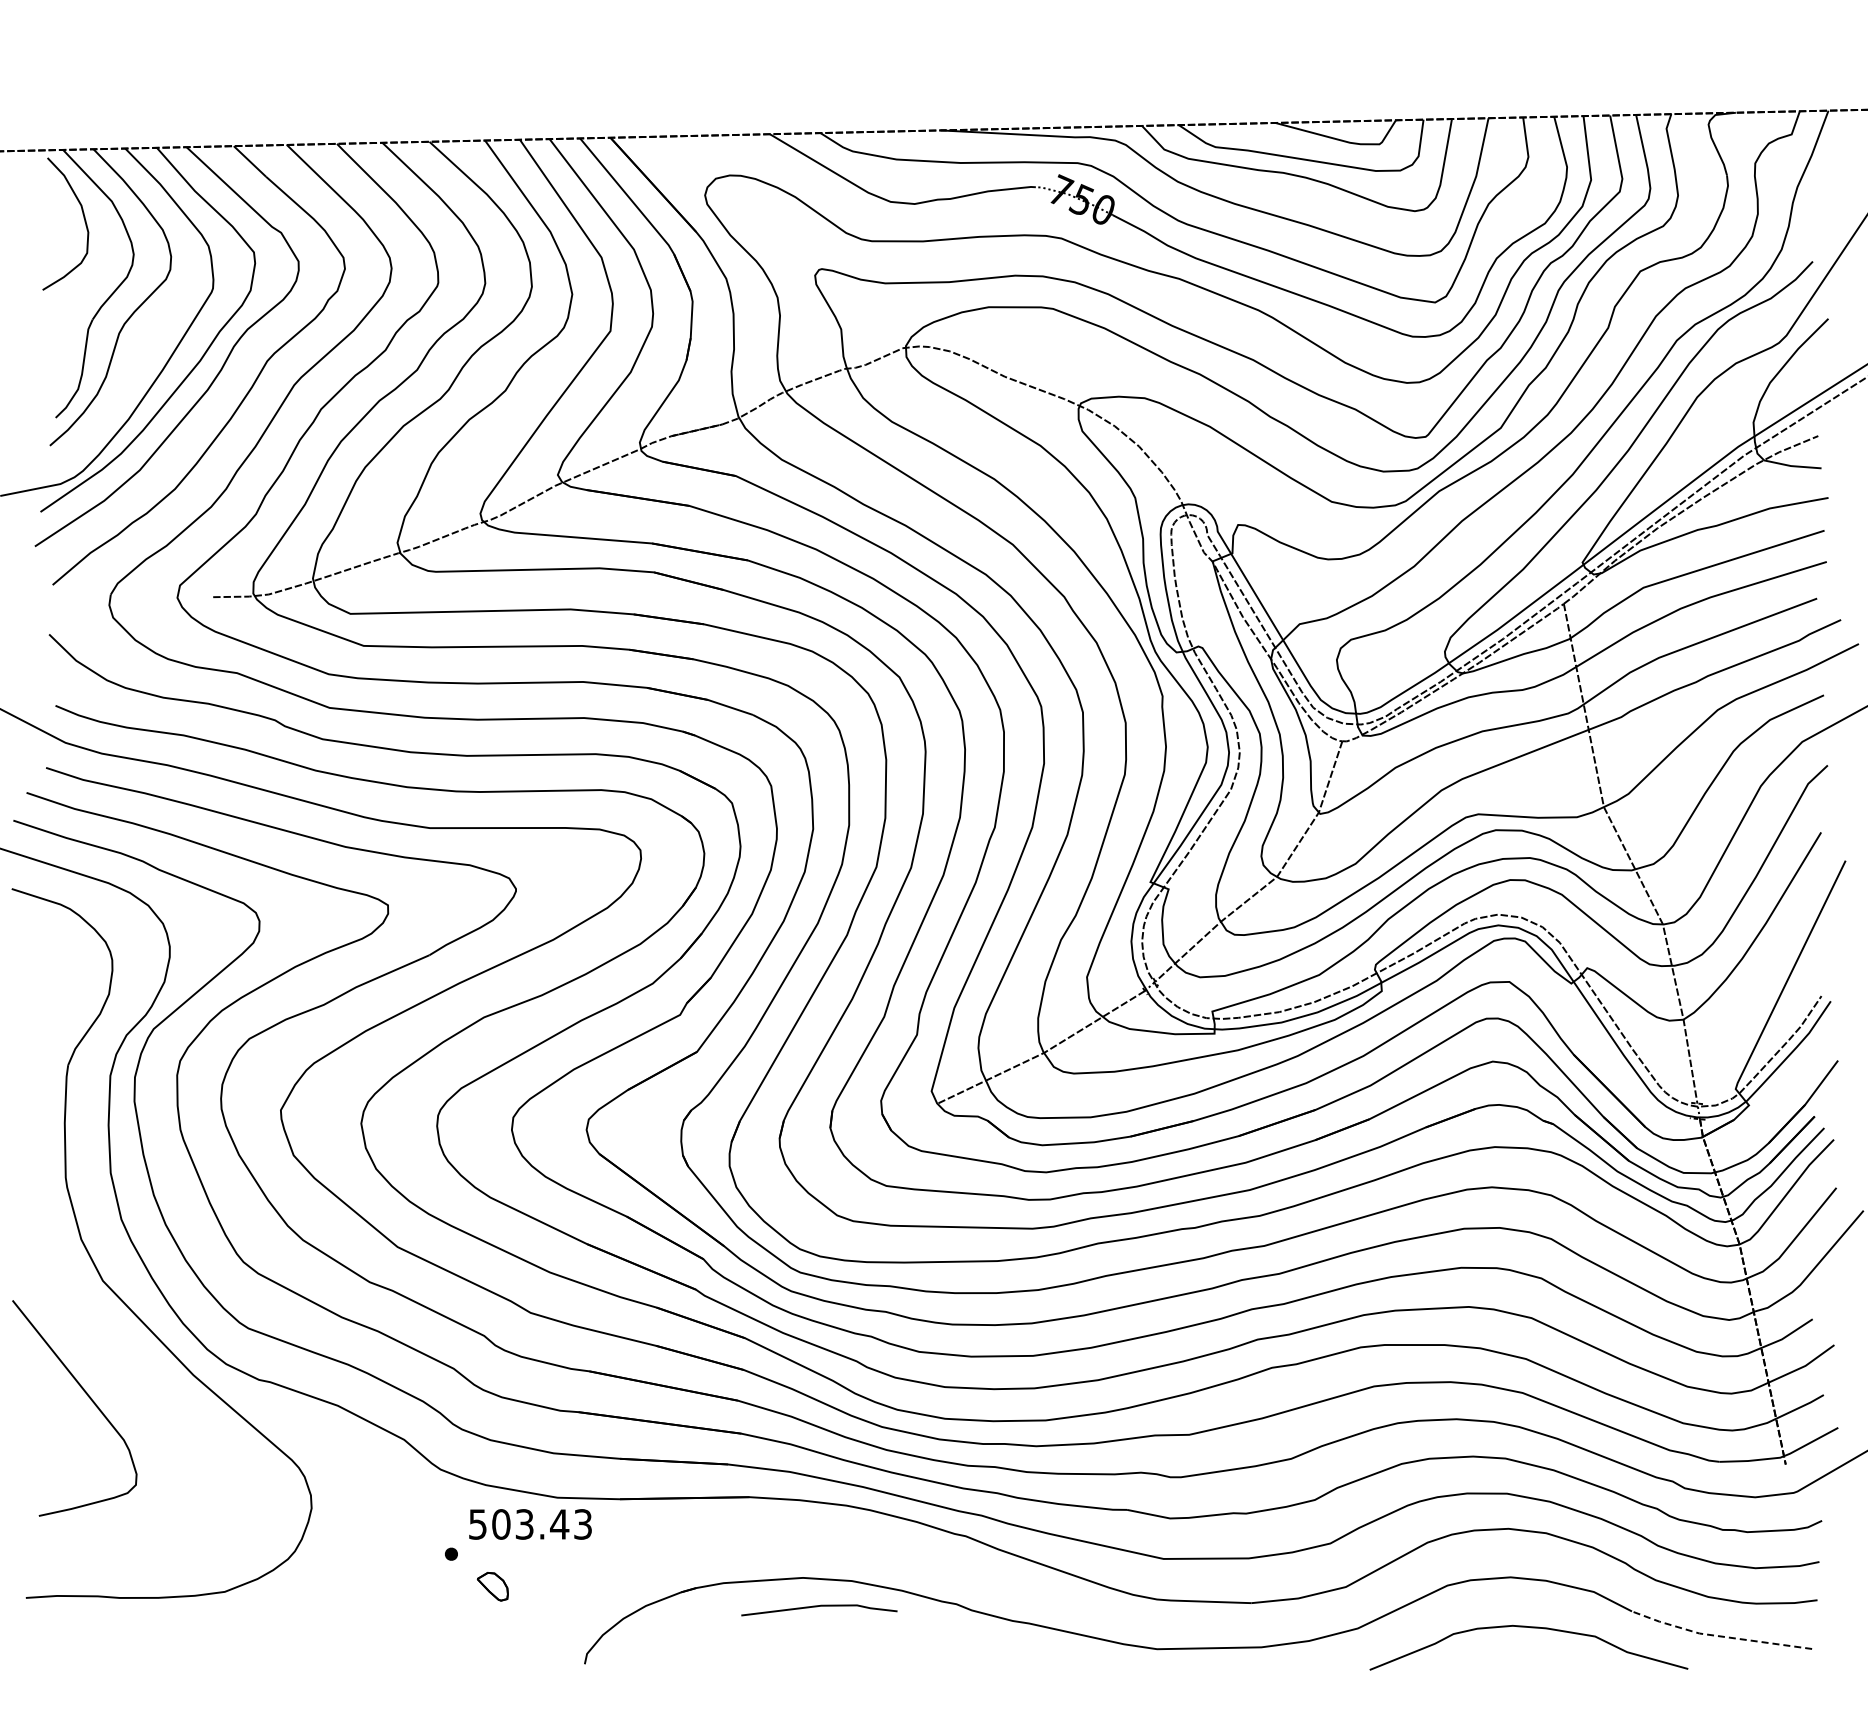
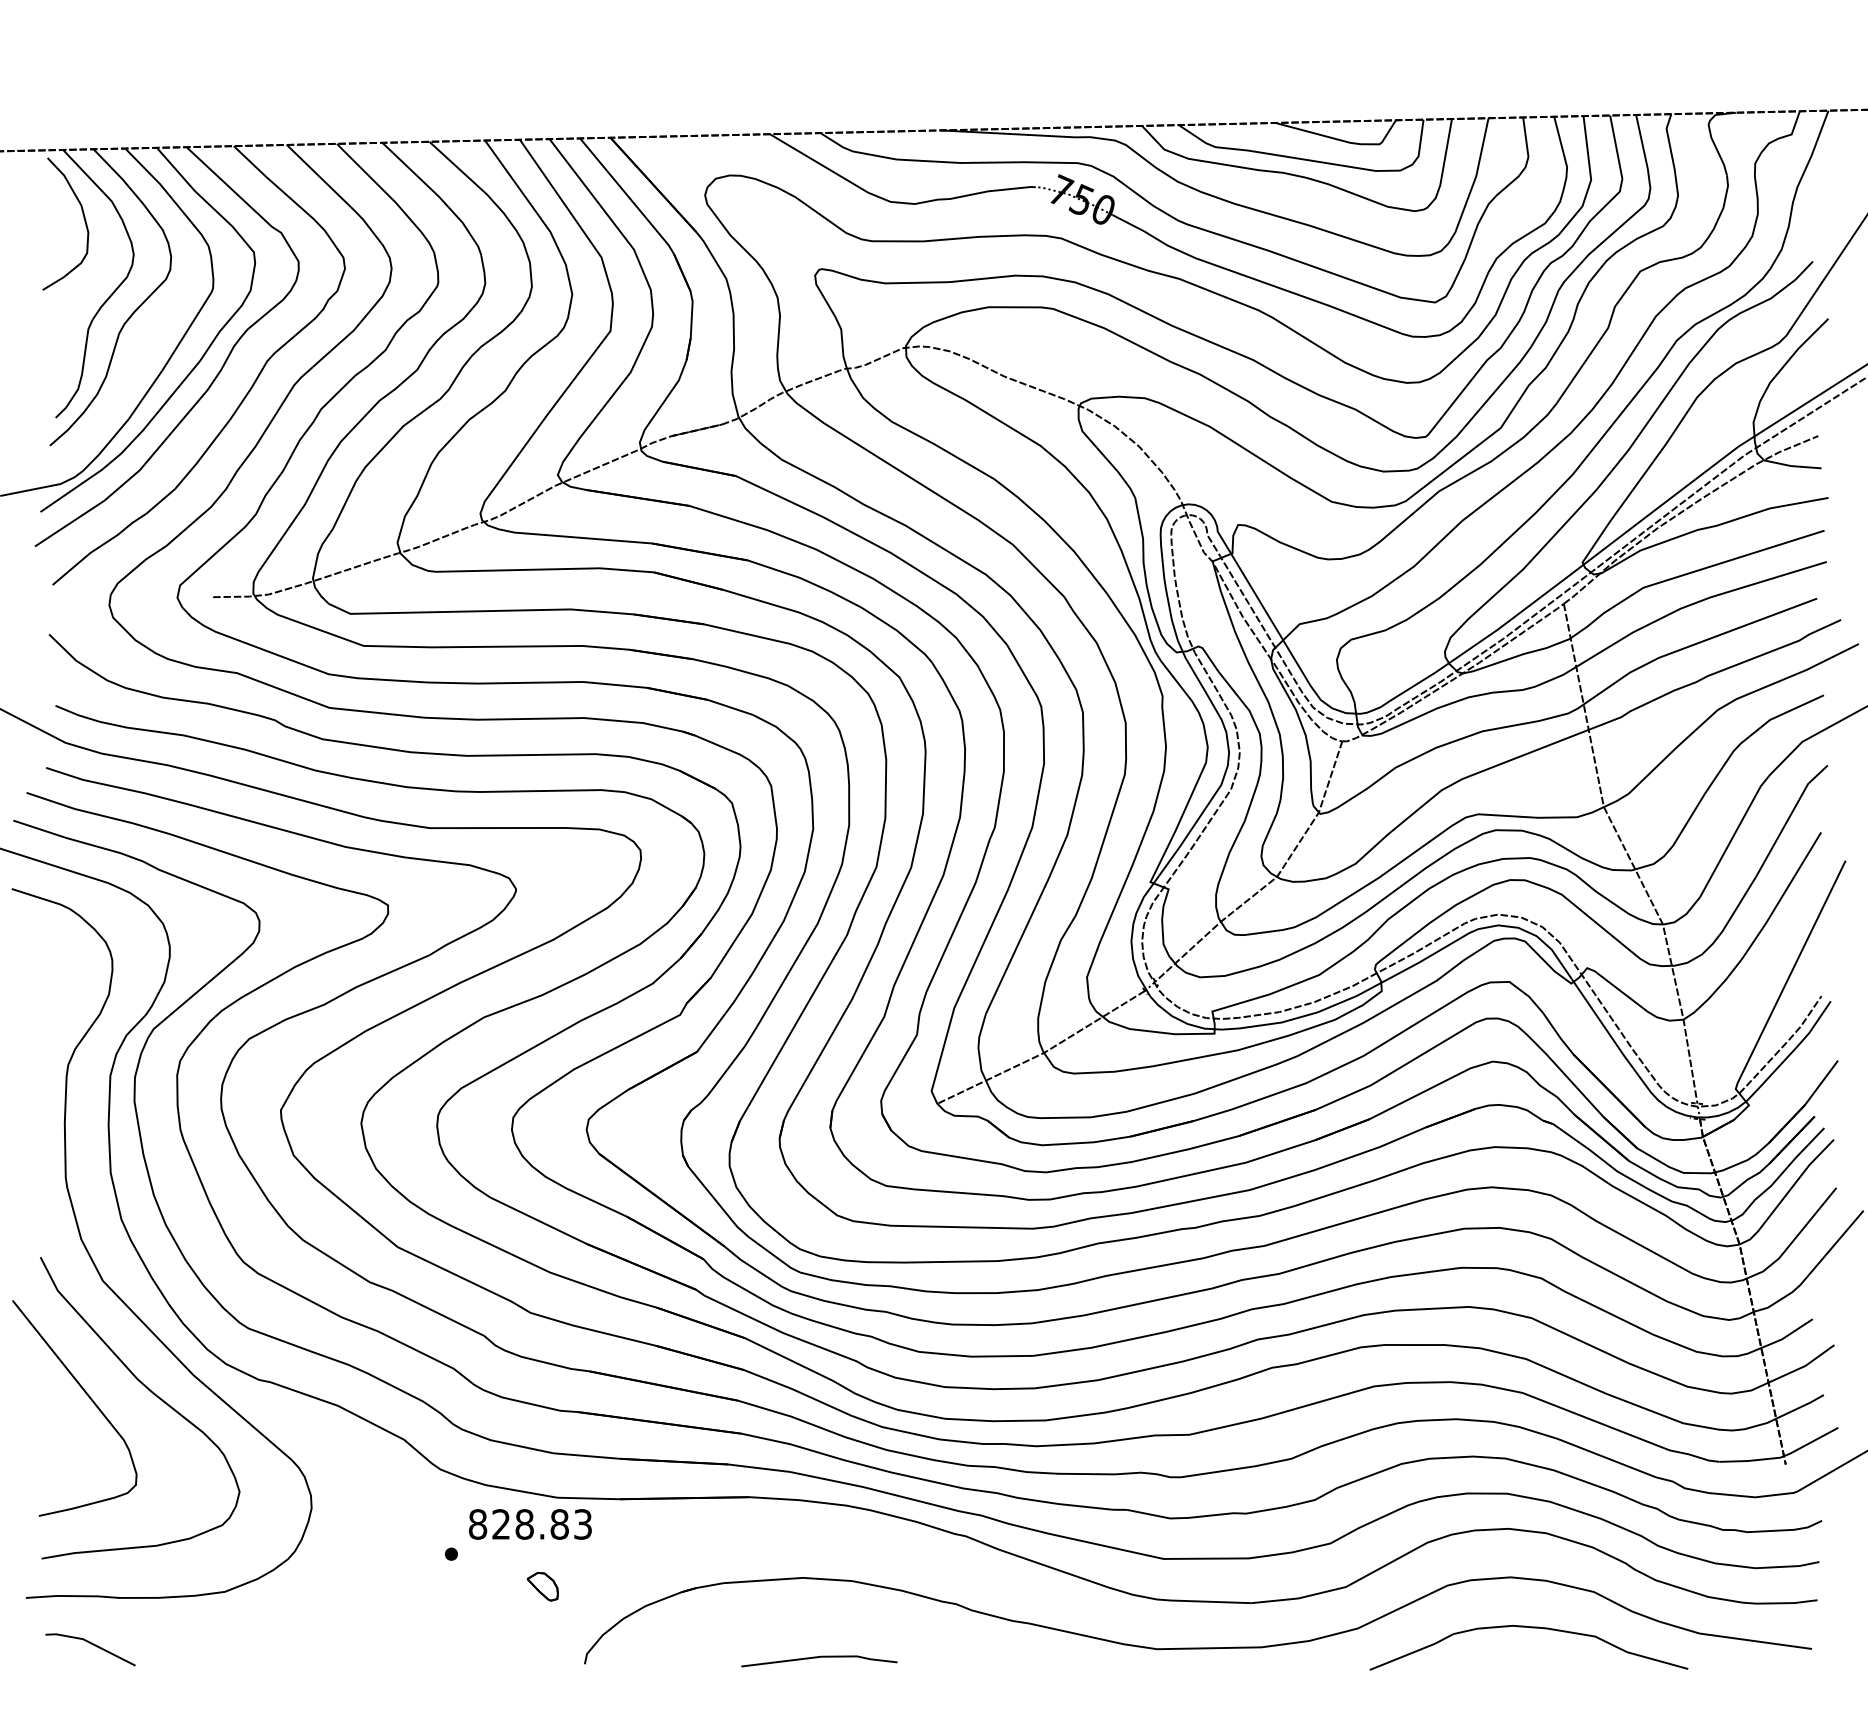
curve: none -> present (153, 1394)
text: 503.43 -> 828.83 (518, 1524)
part position: (492, 1586) -> (542, 1586) (542, 1586)
line position: (817, 1607) -> (817, 1658) (817, 1658)
line: dashed -> solid (1719, 1636)
line: none -> present (93, 1645)
